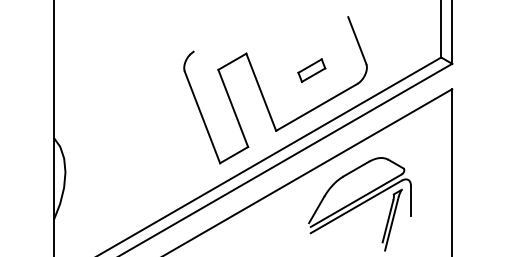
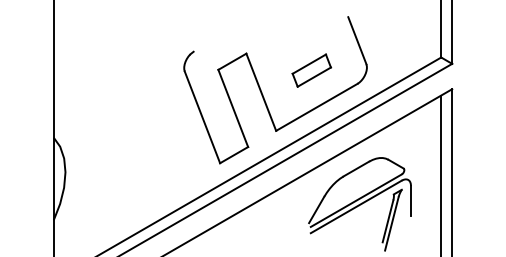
part size: 30x25 px -> 42x35 px (311, 70)
line: none -> present (441, 174)
